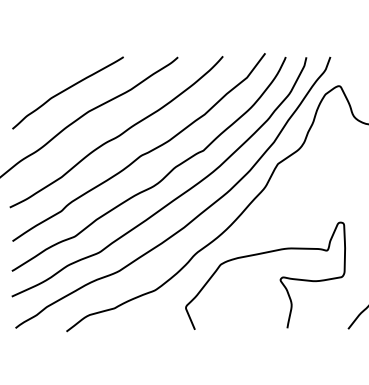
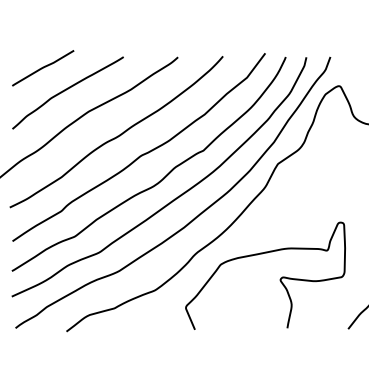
line: none -> present (43, 68)
